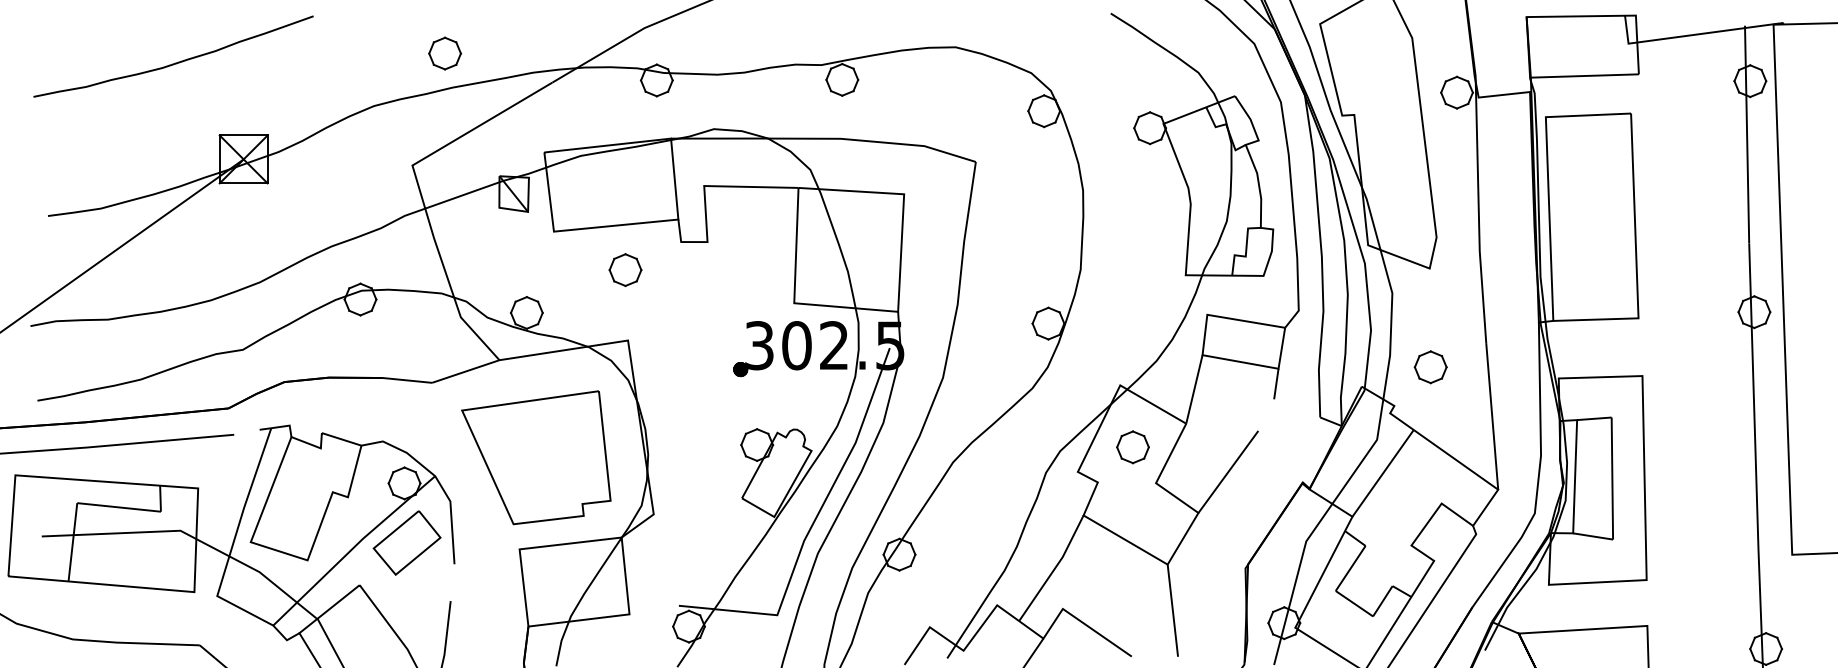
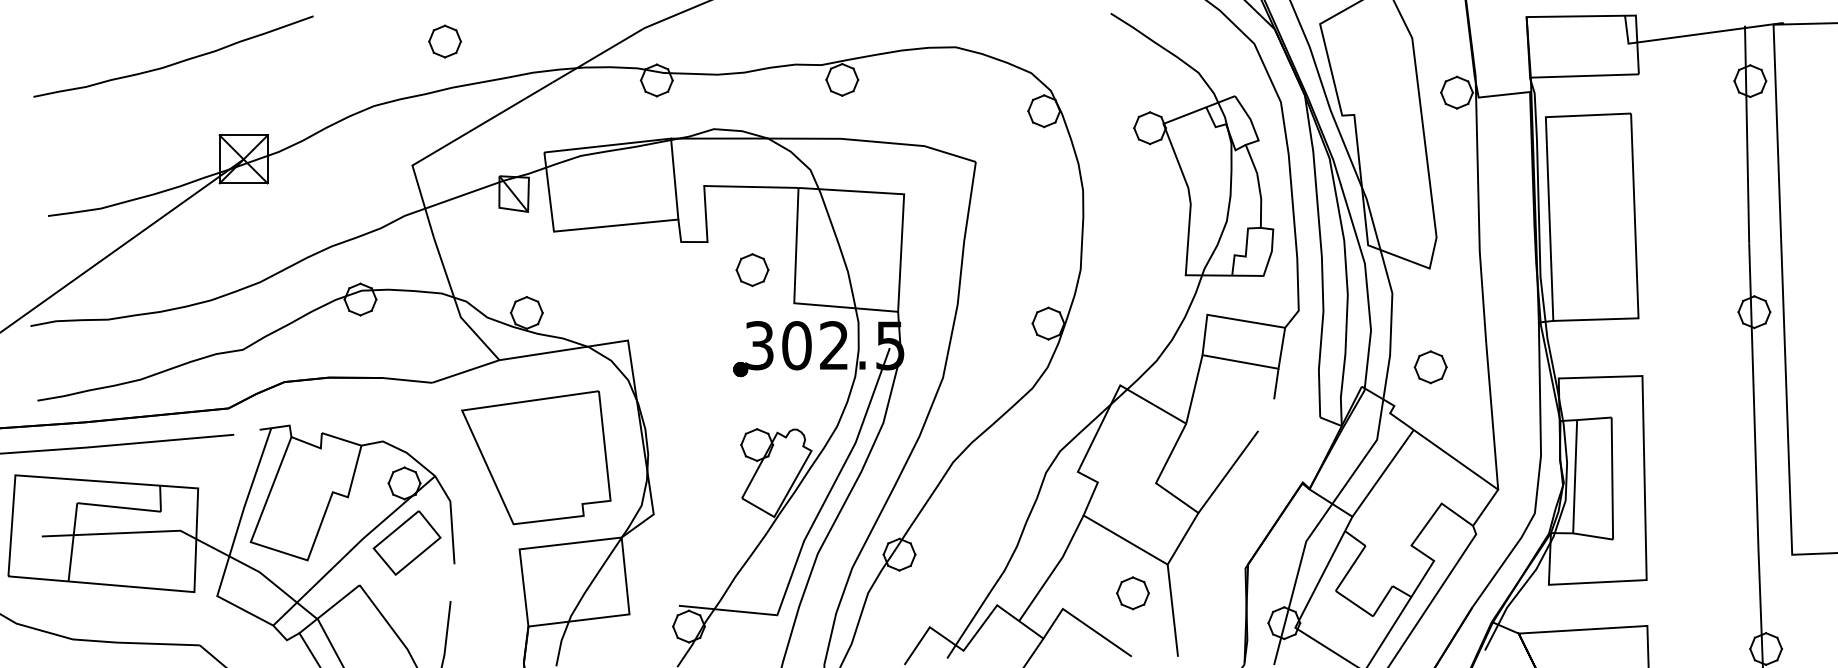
part position: (444, 53) -> (444, 41) (444, 41)
part position: (625, 269) -> (752, 269) (752, 269)
part position: (1132, 447) -> (1132, 593) (1132, 593)
